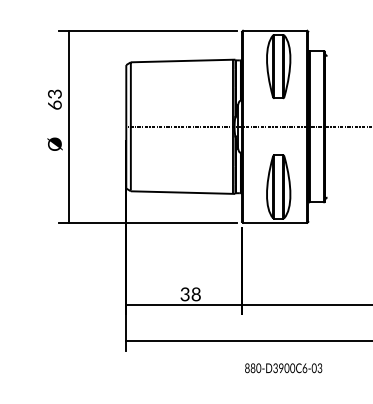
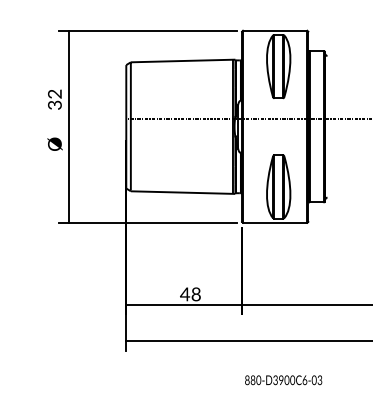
text: 63 -> 32 (54, 99)
line position: (247, 126) -> (247, 118) (247, 118)
text: 38 -> 48 (185, 294)
text position: (283, 368) -> (283, 380) (283, 380)
